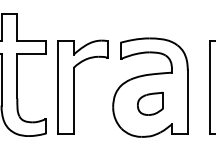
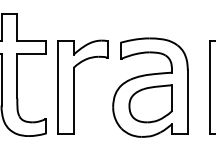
part size: 27x25 px -> 45x40 px (150, 103)
